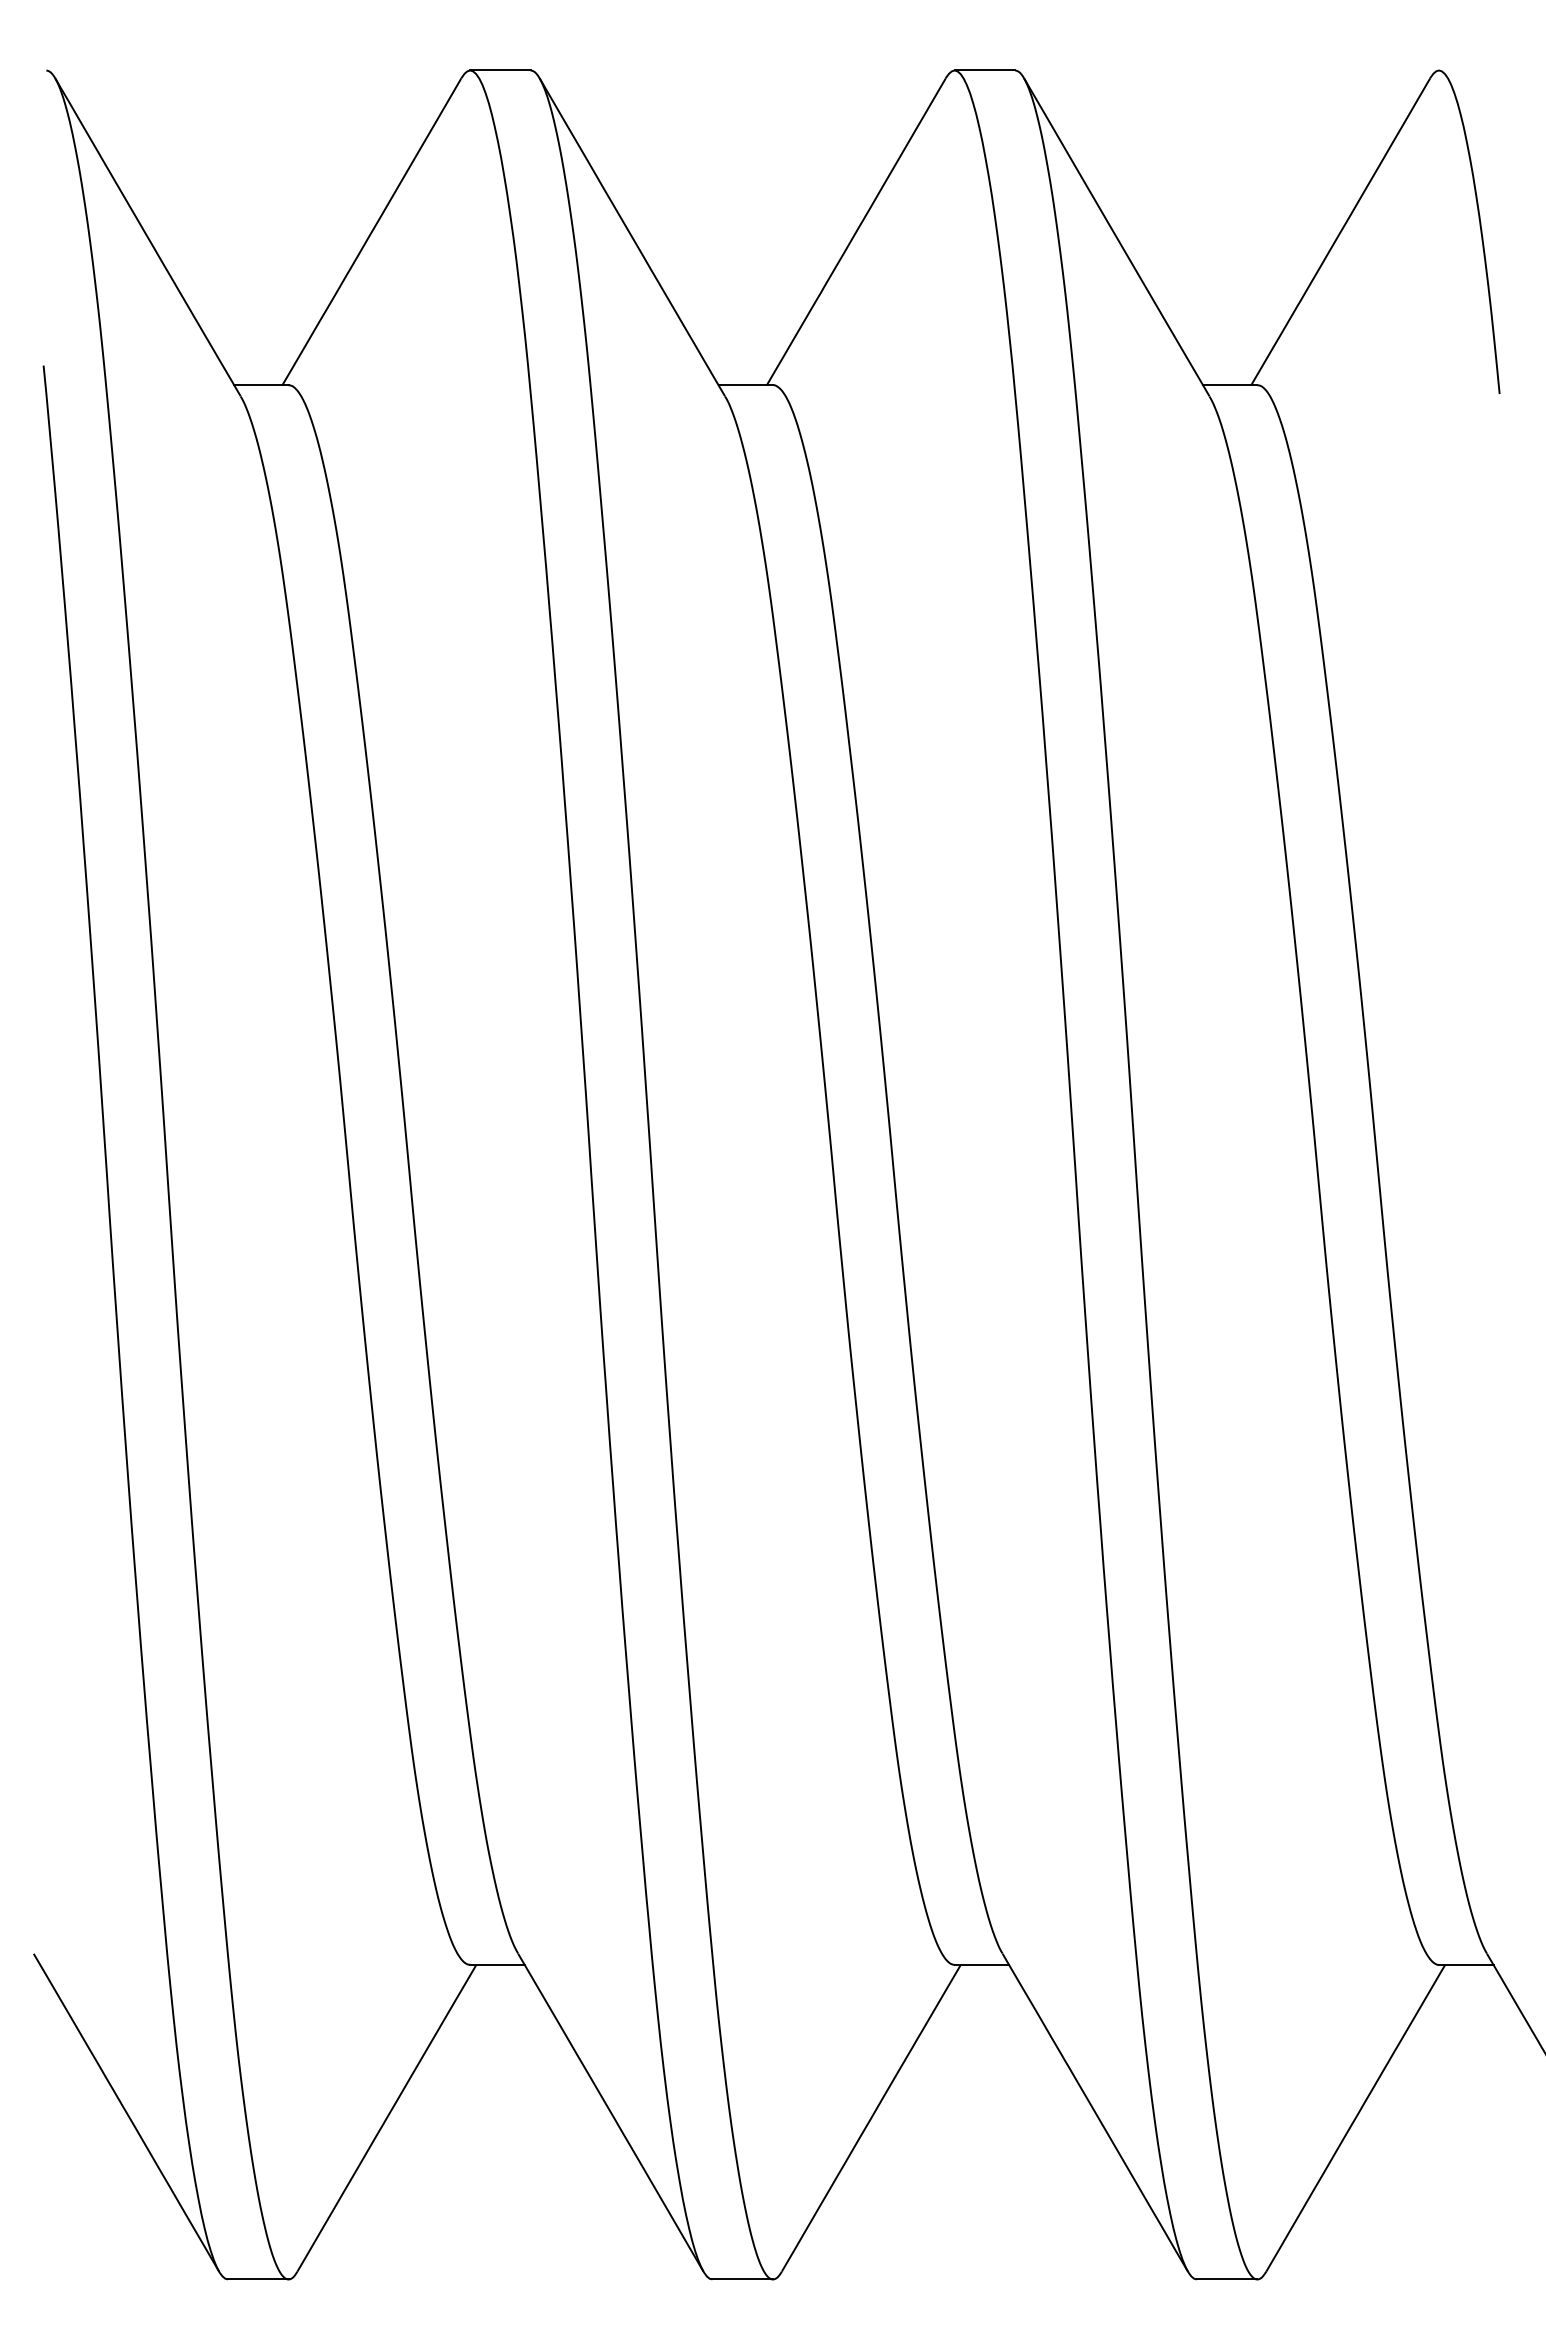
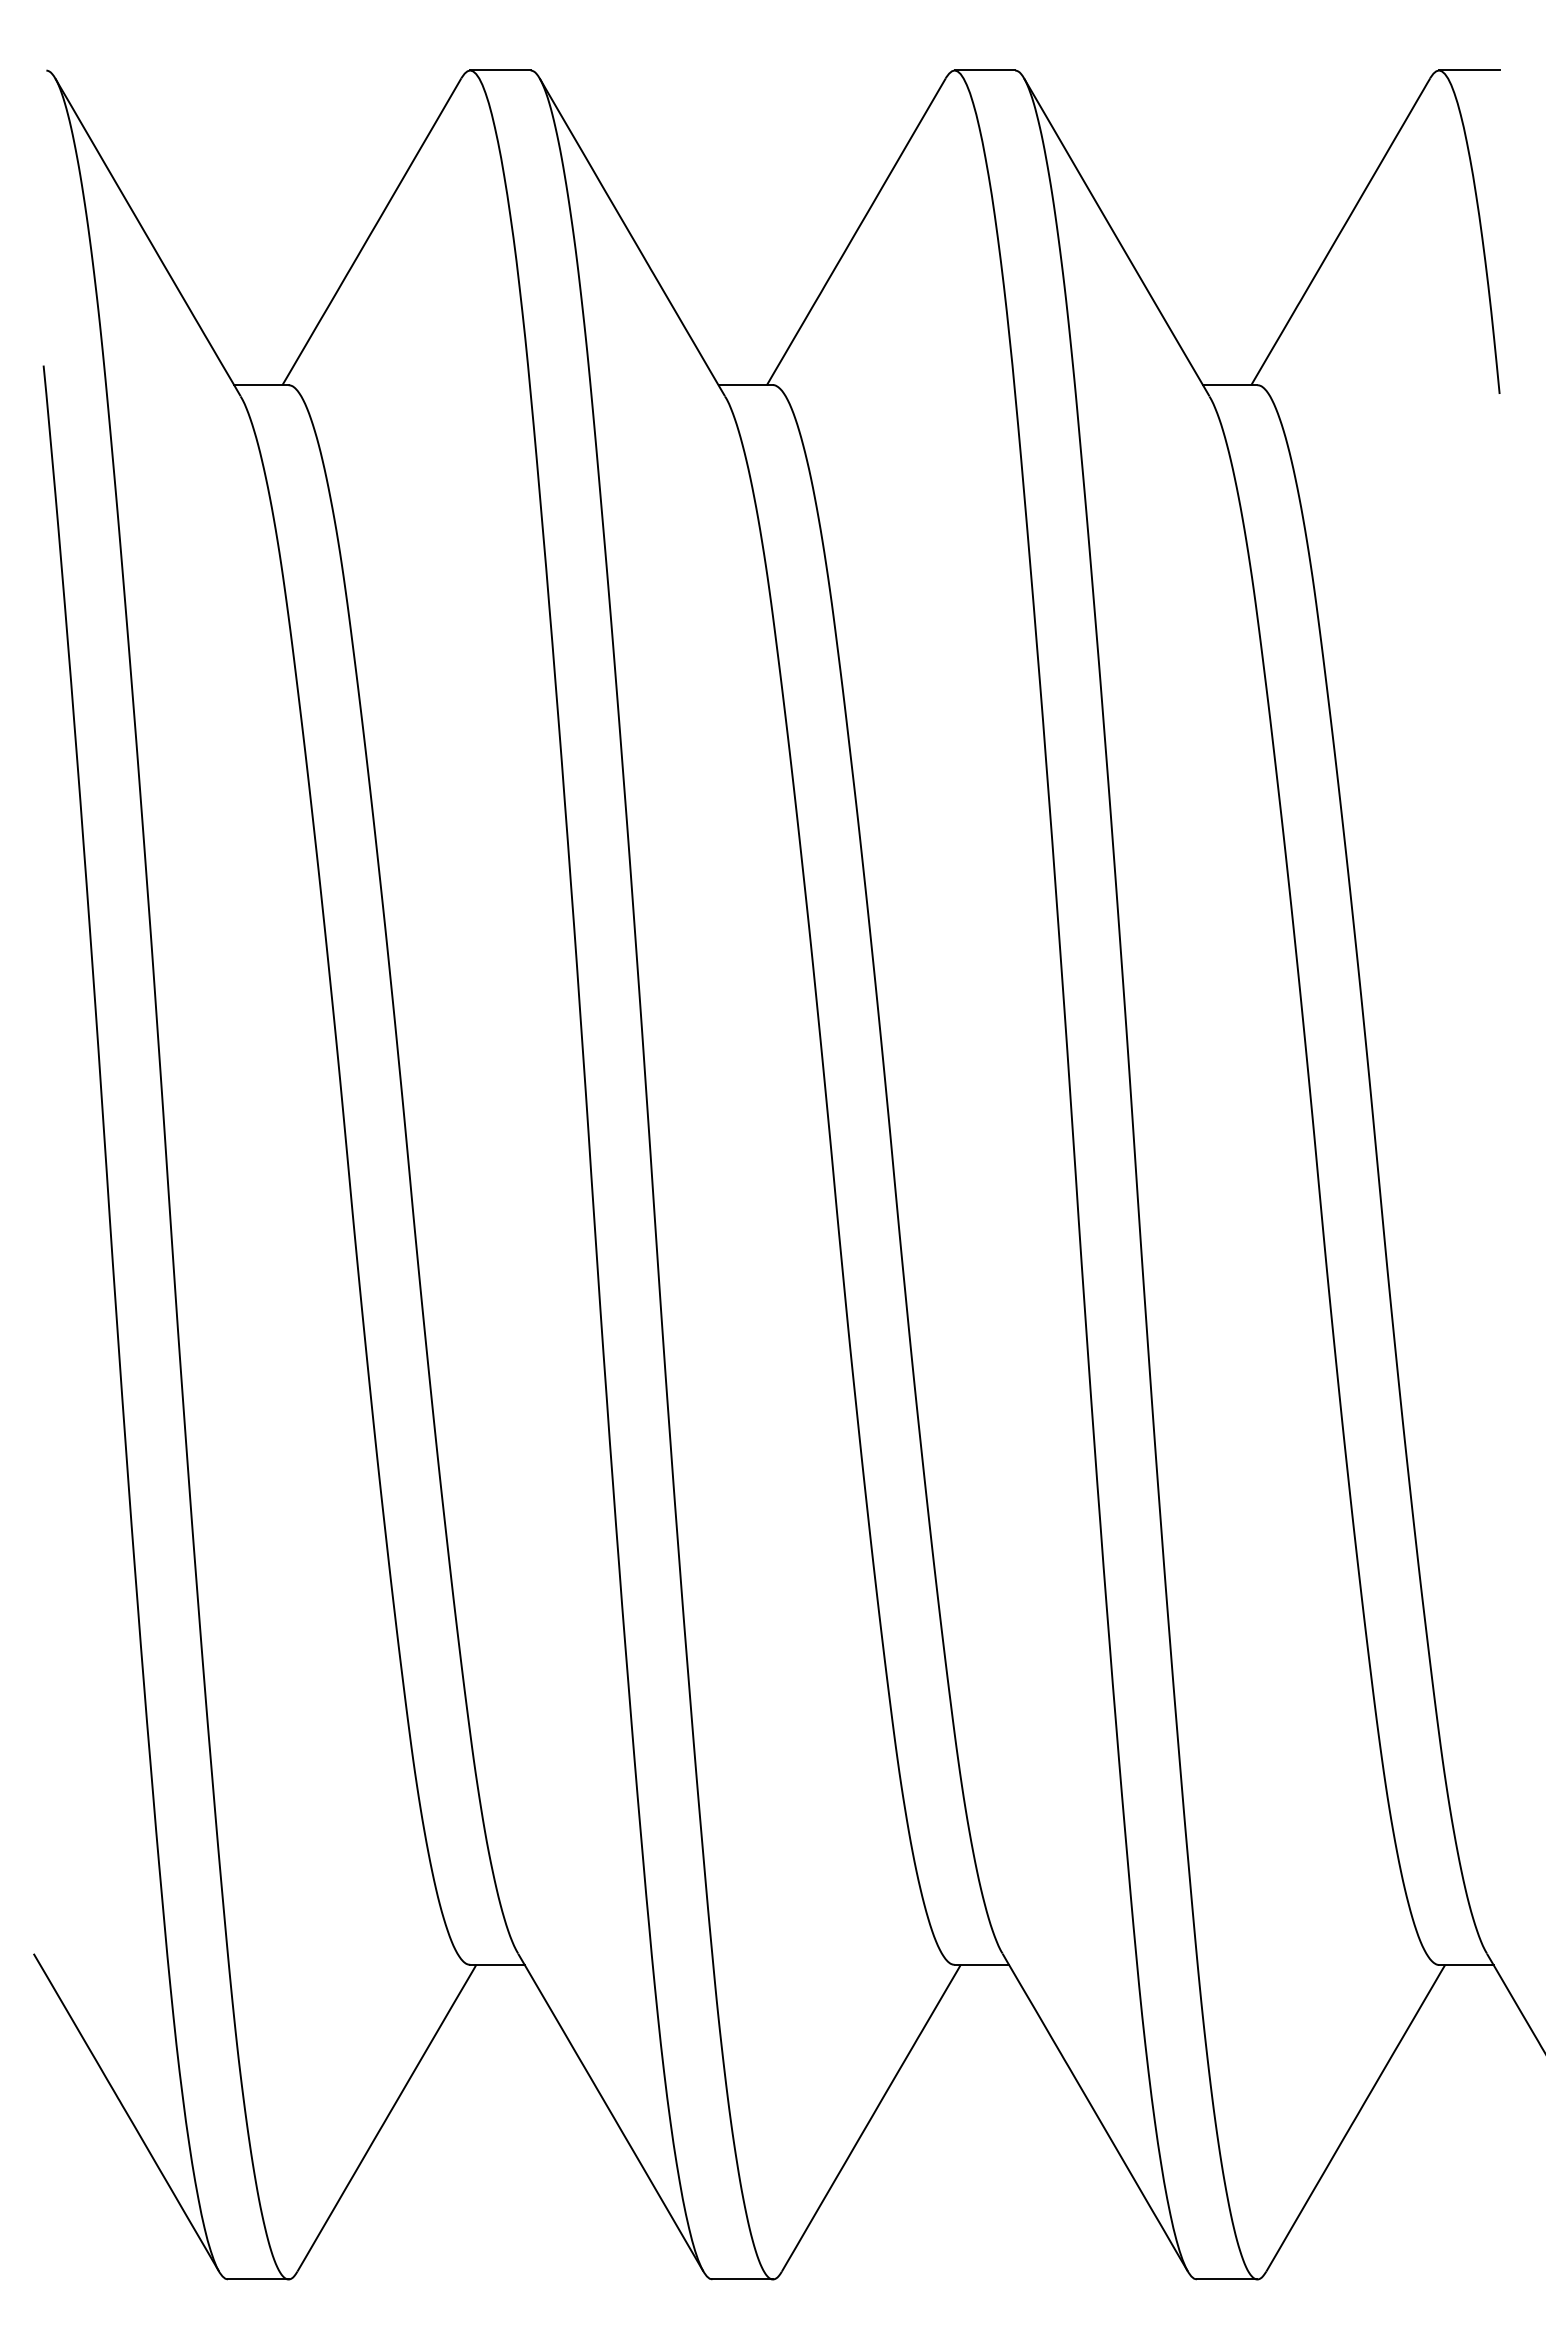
line: none -> present (1469, 70)
